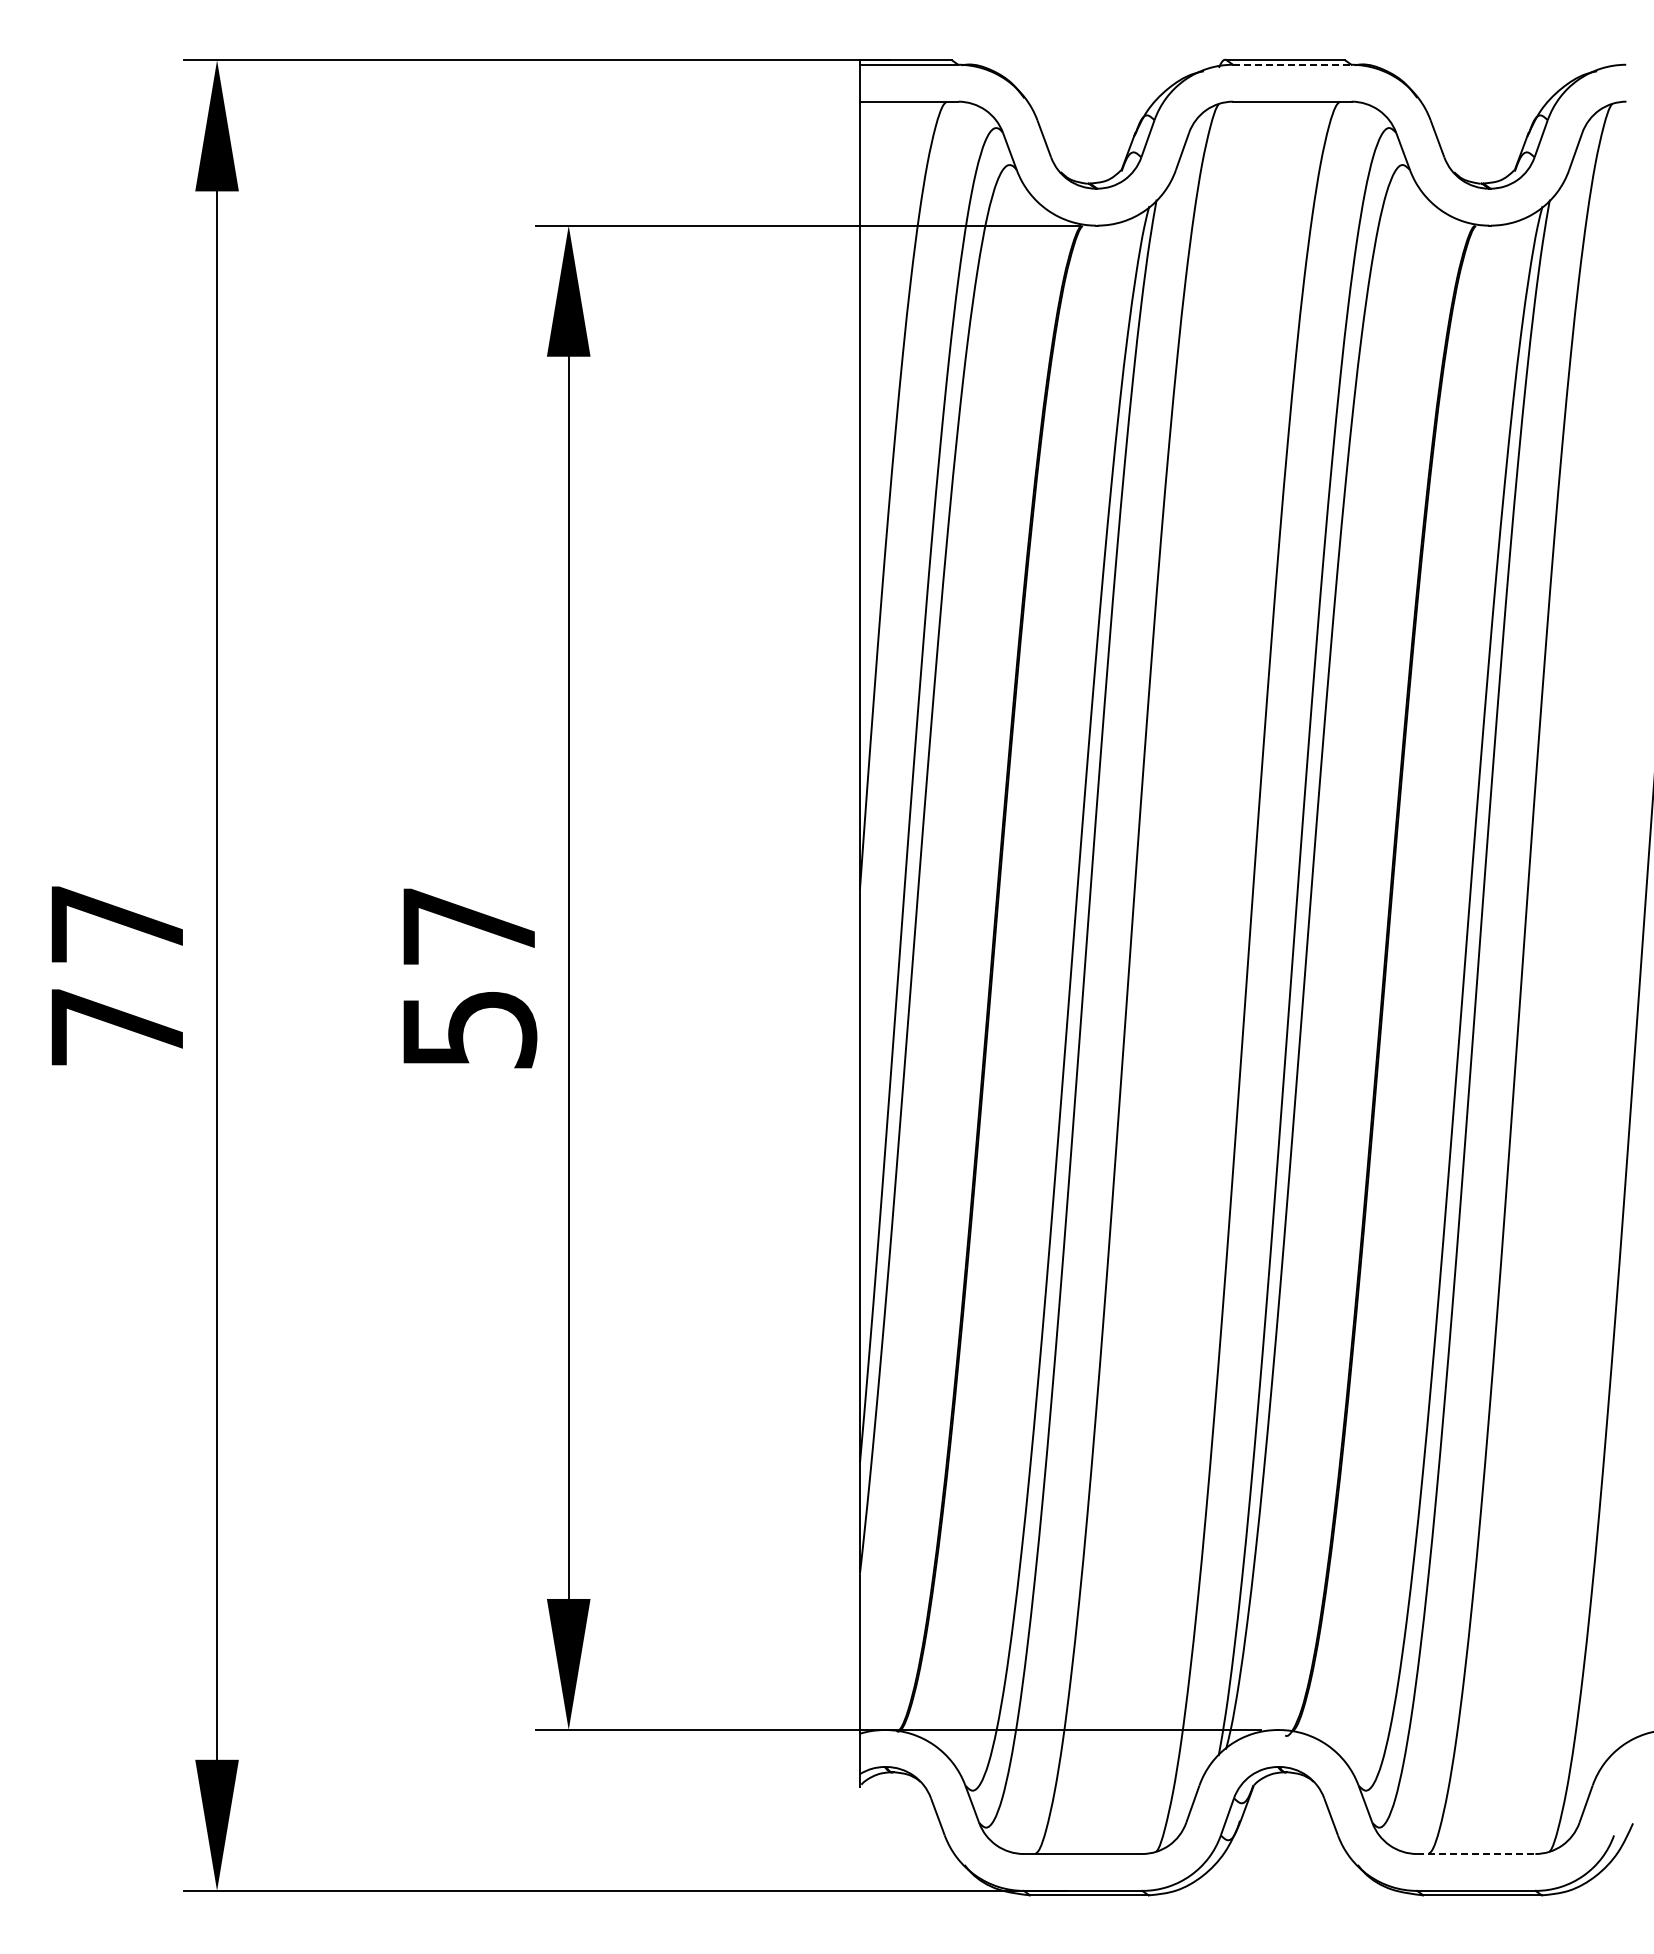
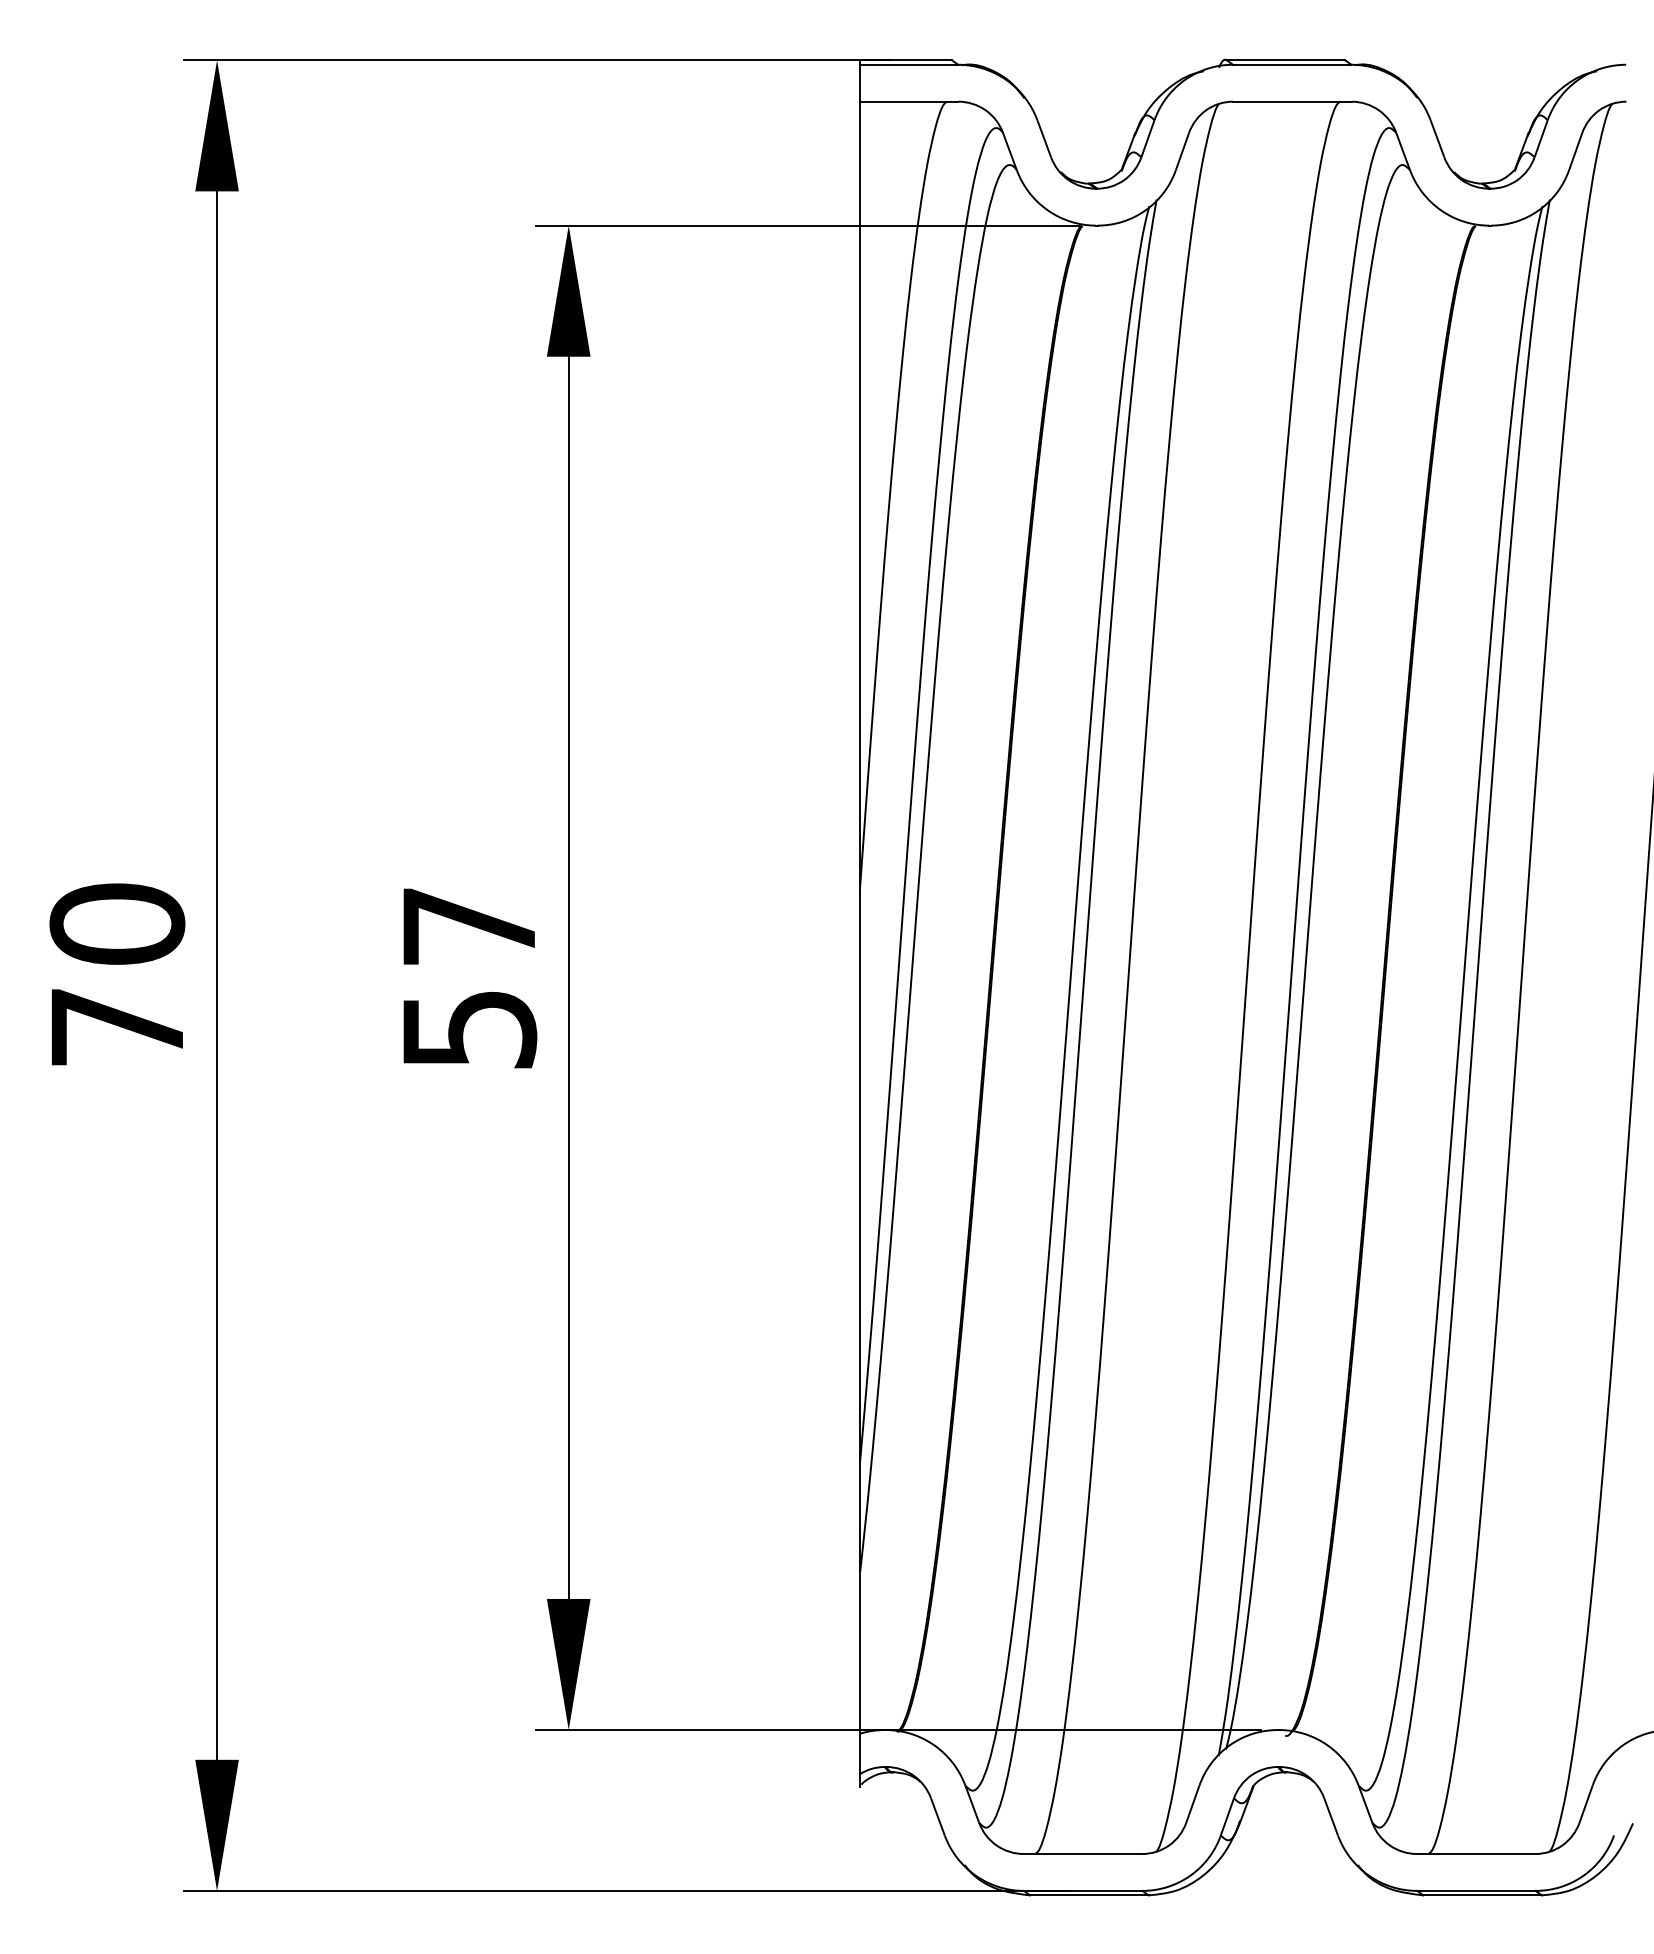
line: dashed -> solid (1292, 64)
text: 77 -> 70 (117, 923)
line: dashed -> solid (1476, 1854)
